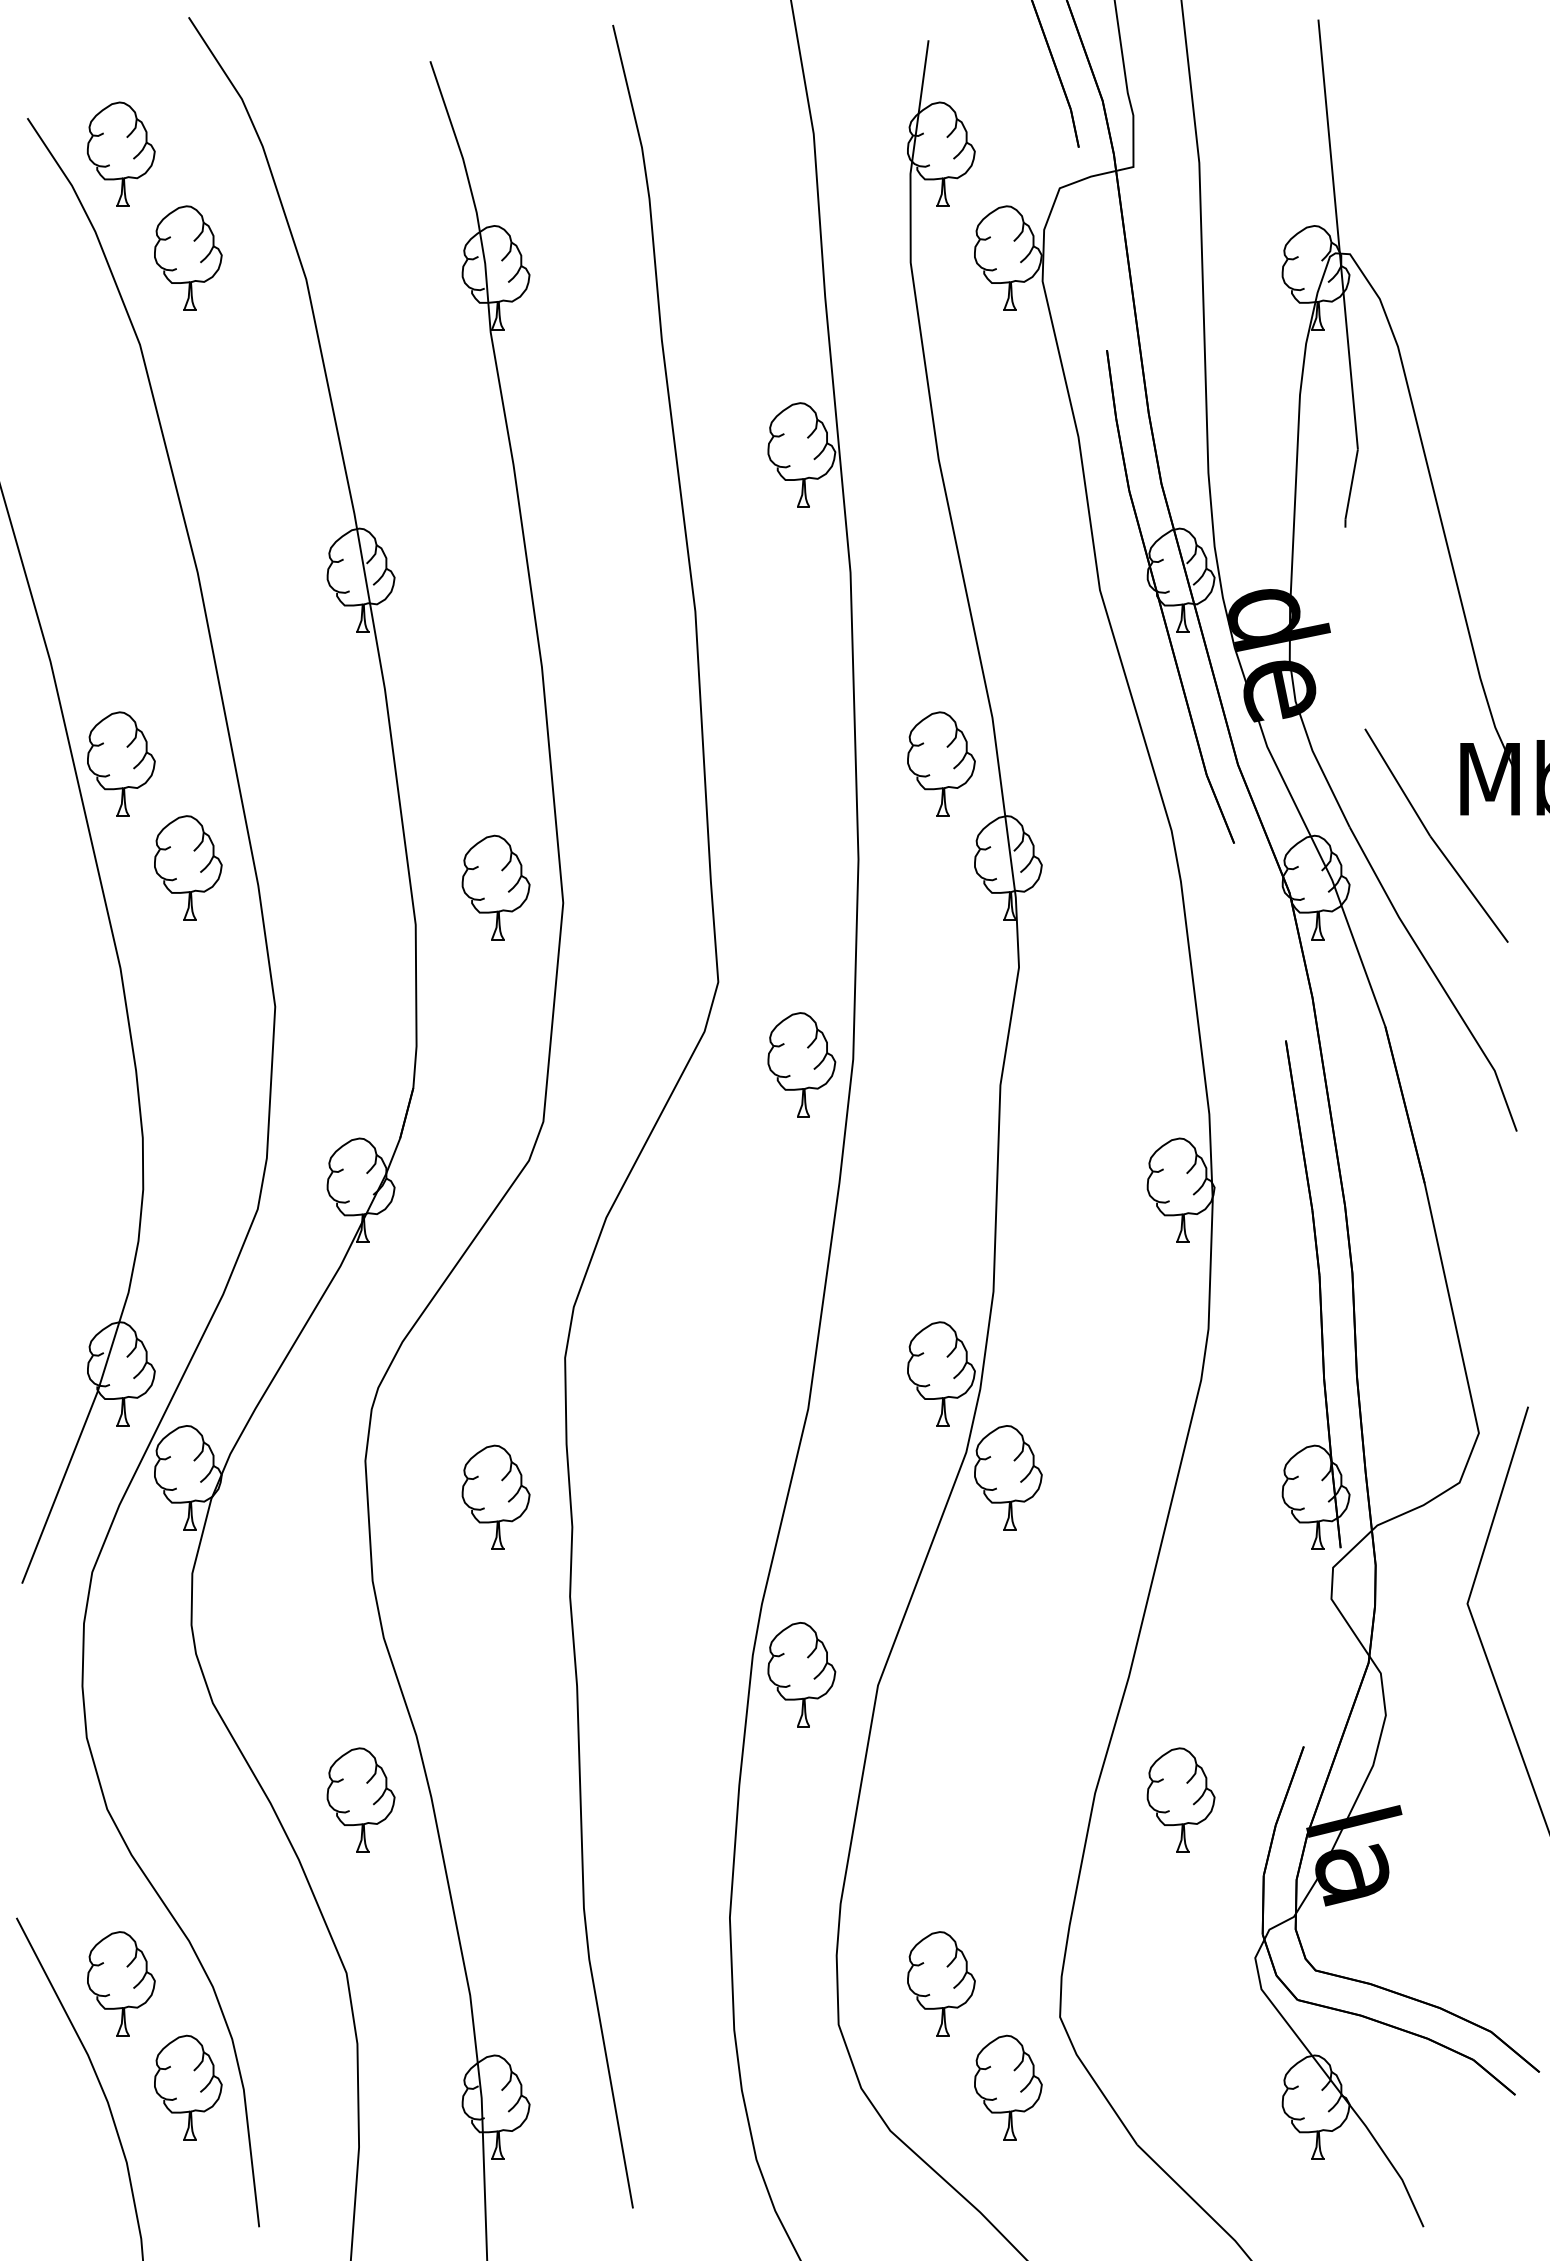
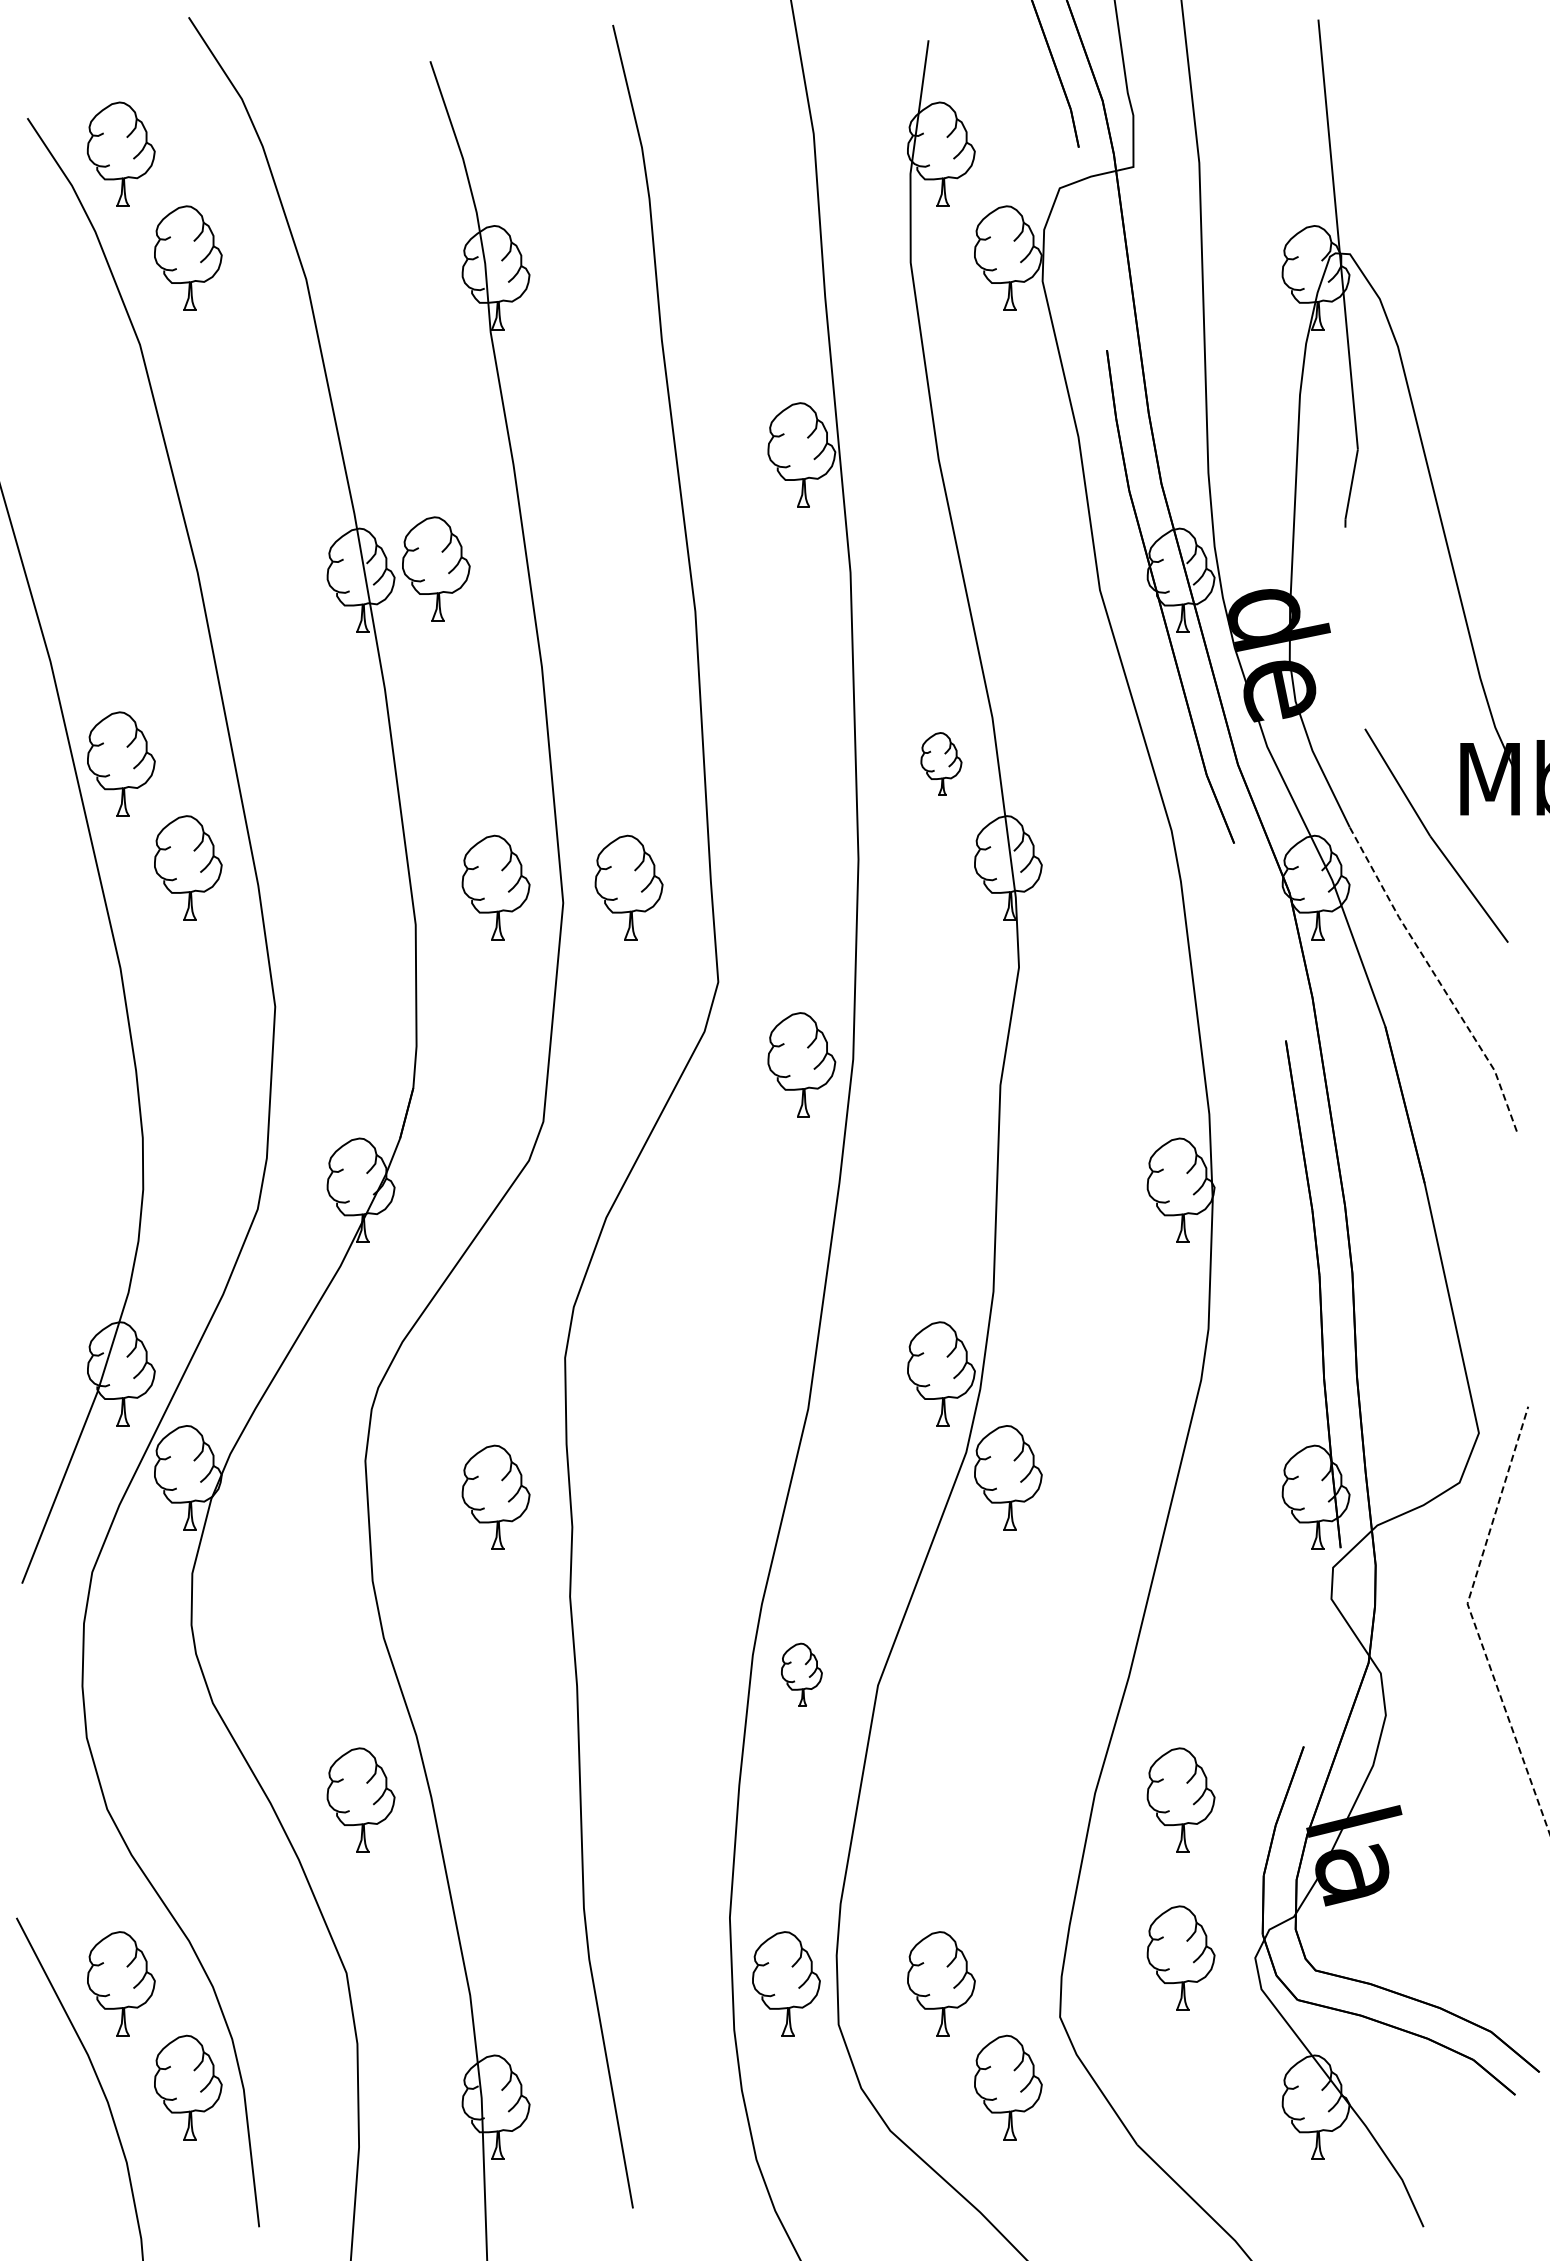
part: none -> present (436, 568)
part size: 69x106 px -> 43x64 px (941, 763)
part: none -> present (628, 887)
line: solid -> dashed (1436, 977)
line: solid -> dashed (1473, 1620)
part size: 70x106 px -> 42x65 px (801, 1674)
part: none -> present (1180, 1957)
part: none -> present (786, 1983)
